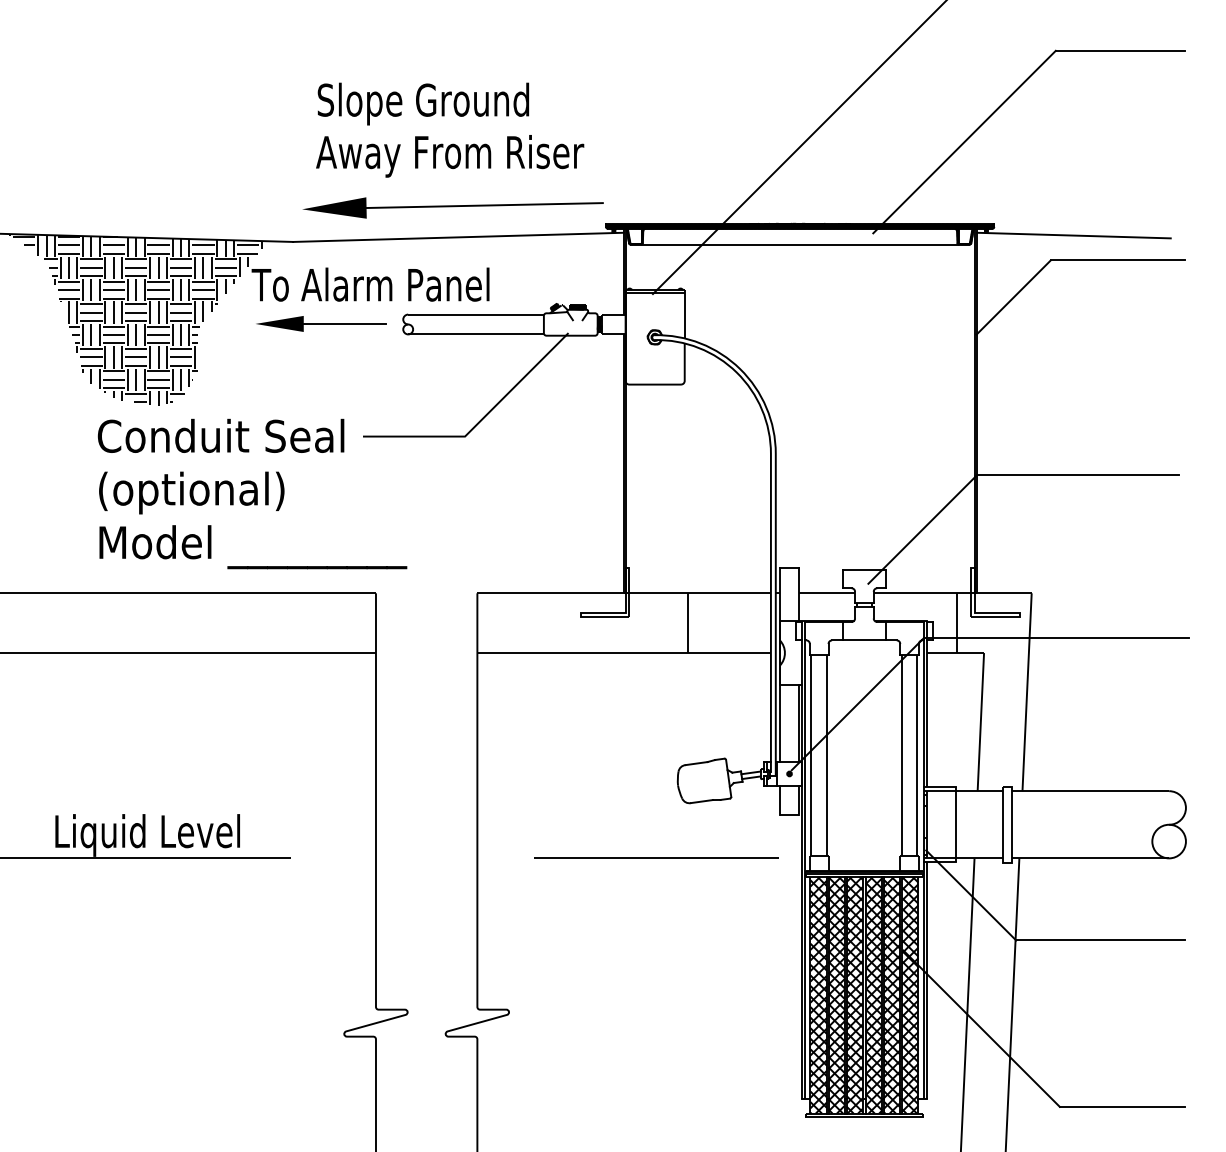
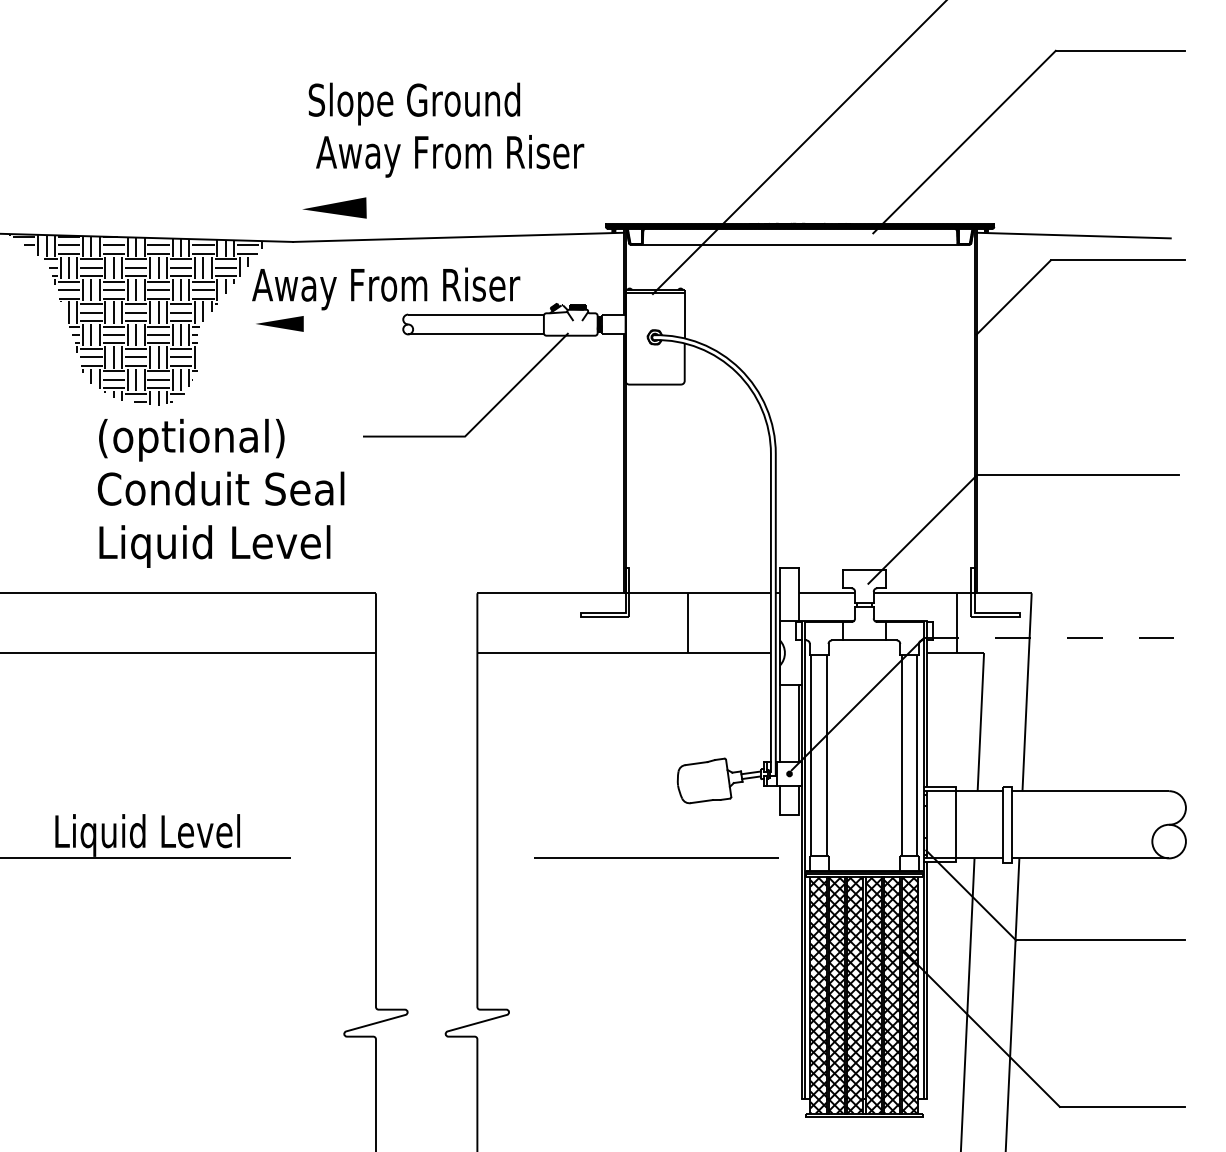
text position: (423, 103) -> (414, 103) (414, 103)
line: present -> none (484, 205)
text: To Alarm Panel -> Away From Riser (385, 288)
line: present -> none (344, 323)
text: Conduit Seal -> (optional) (220, 439)
text: (optional) -> Conduit Seal (220, 492)
text: Model _________ -> Liquid Level (255, 547)
line: solid -> dashed (1056, 638)
